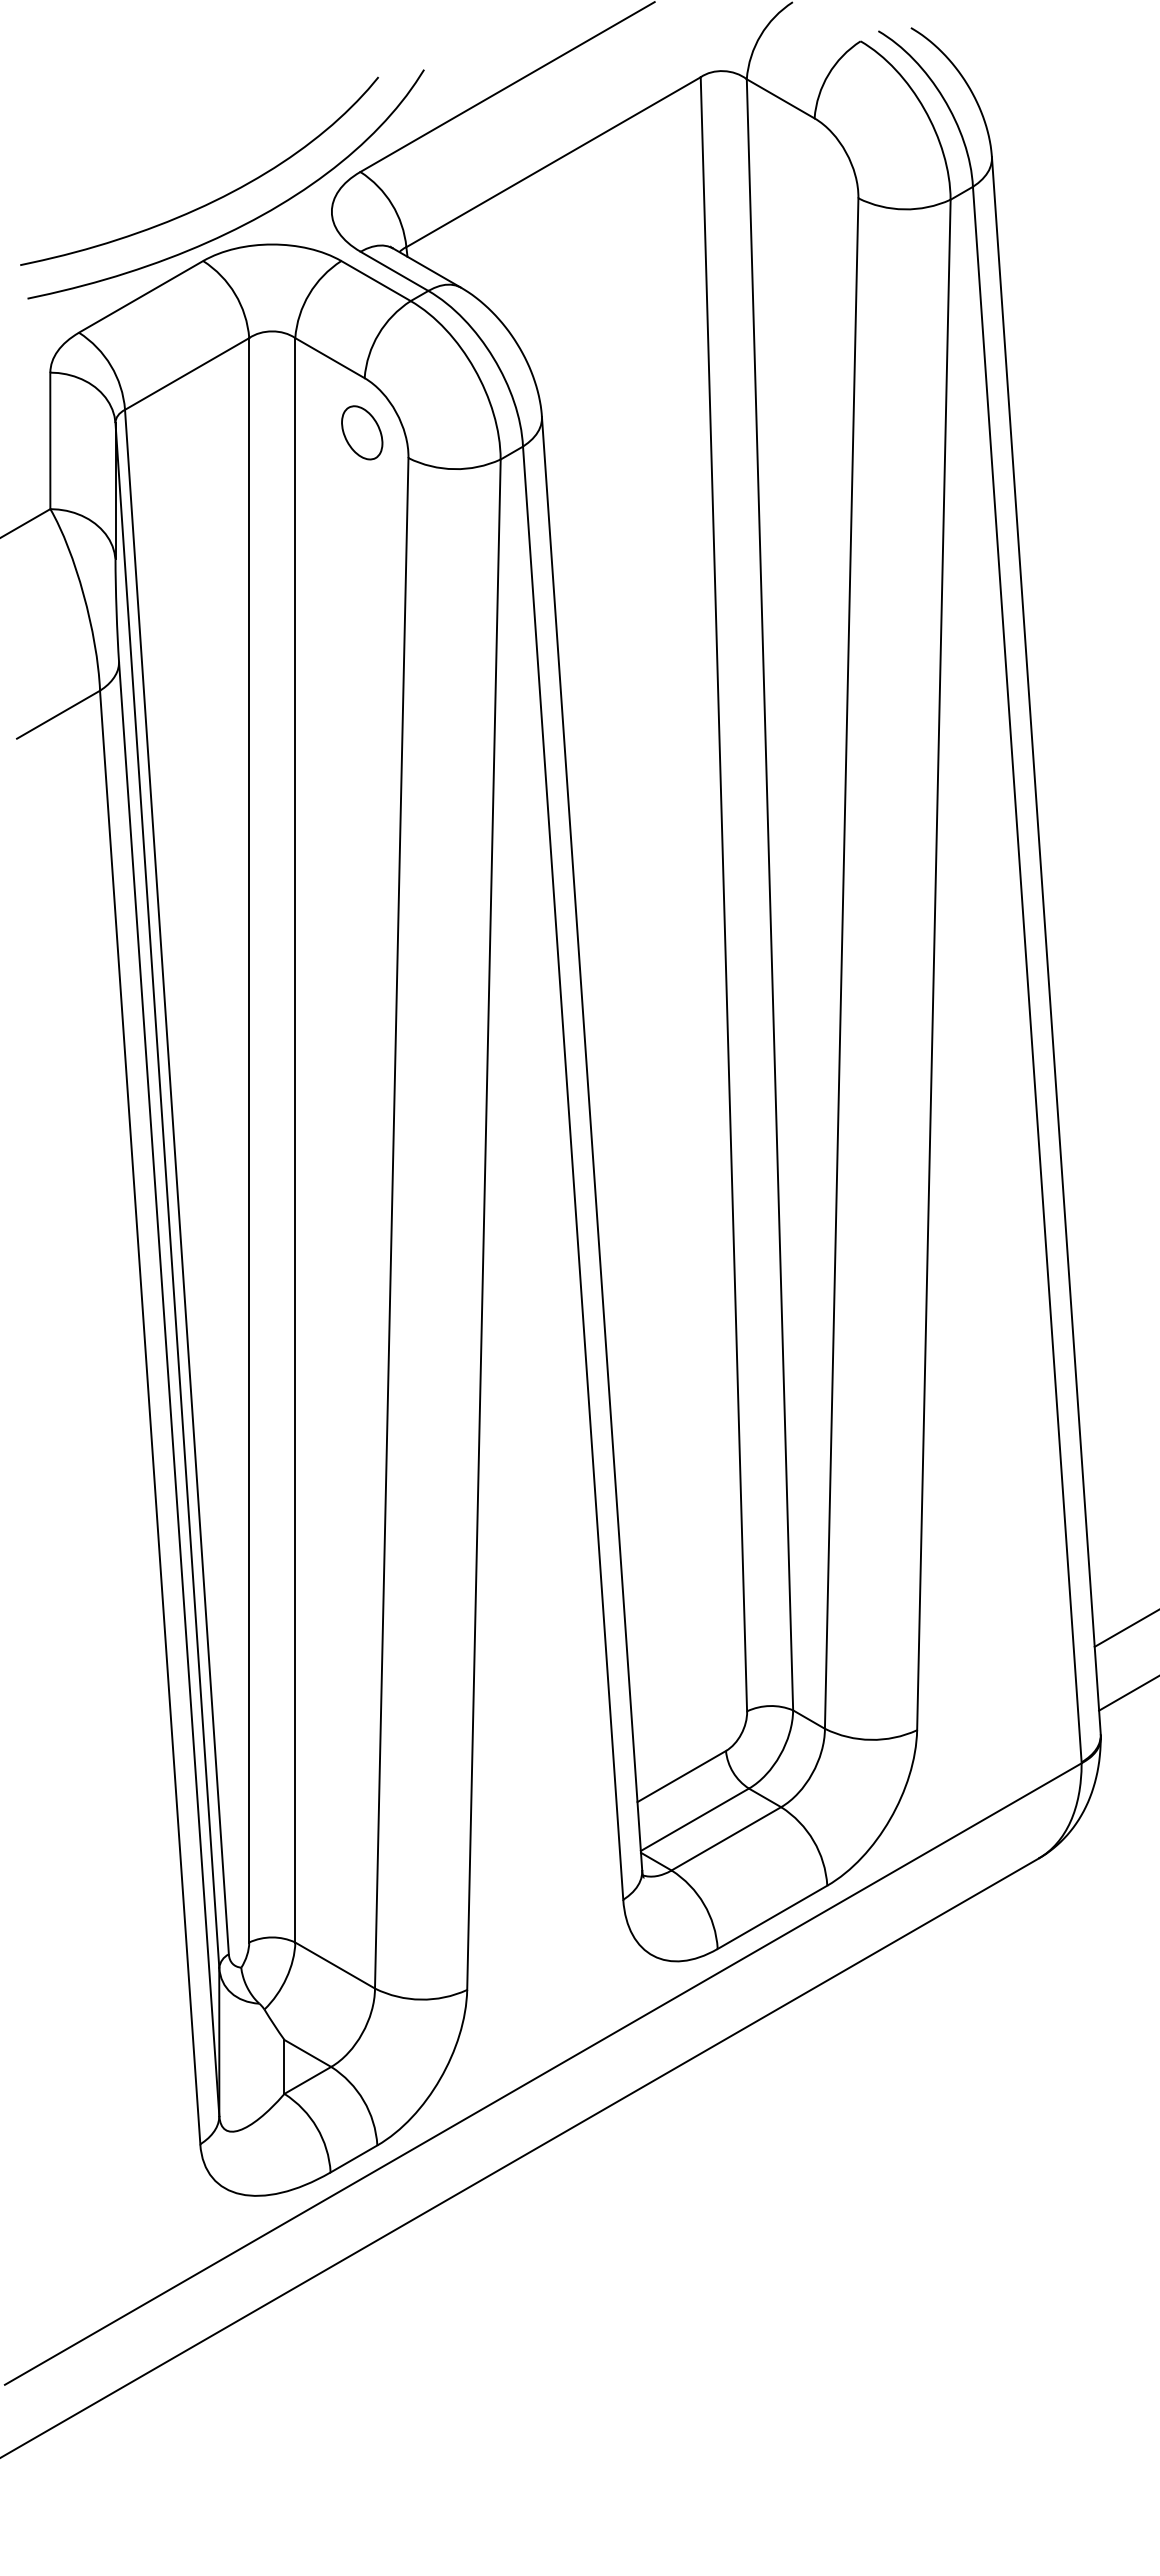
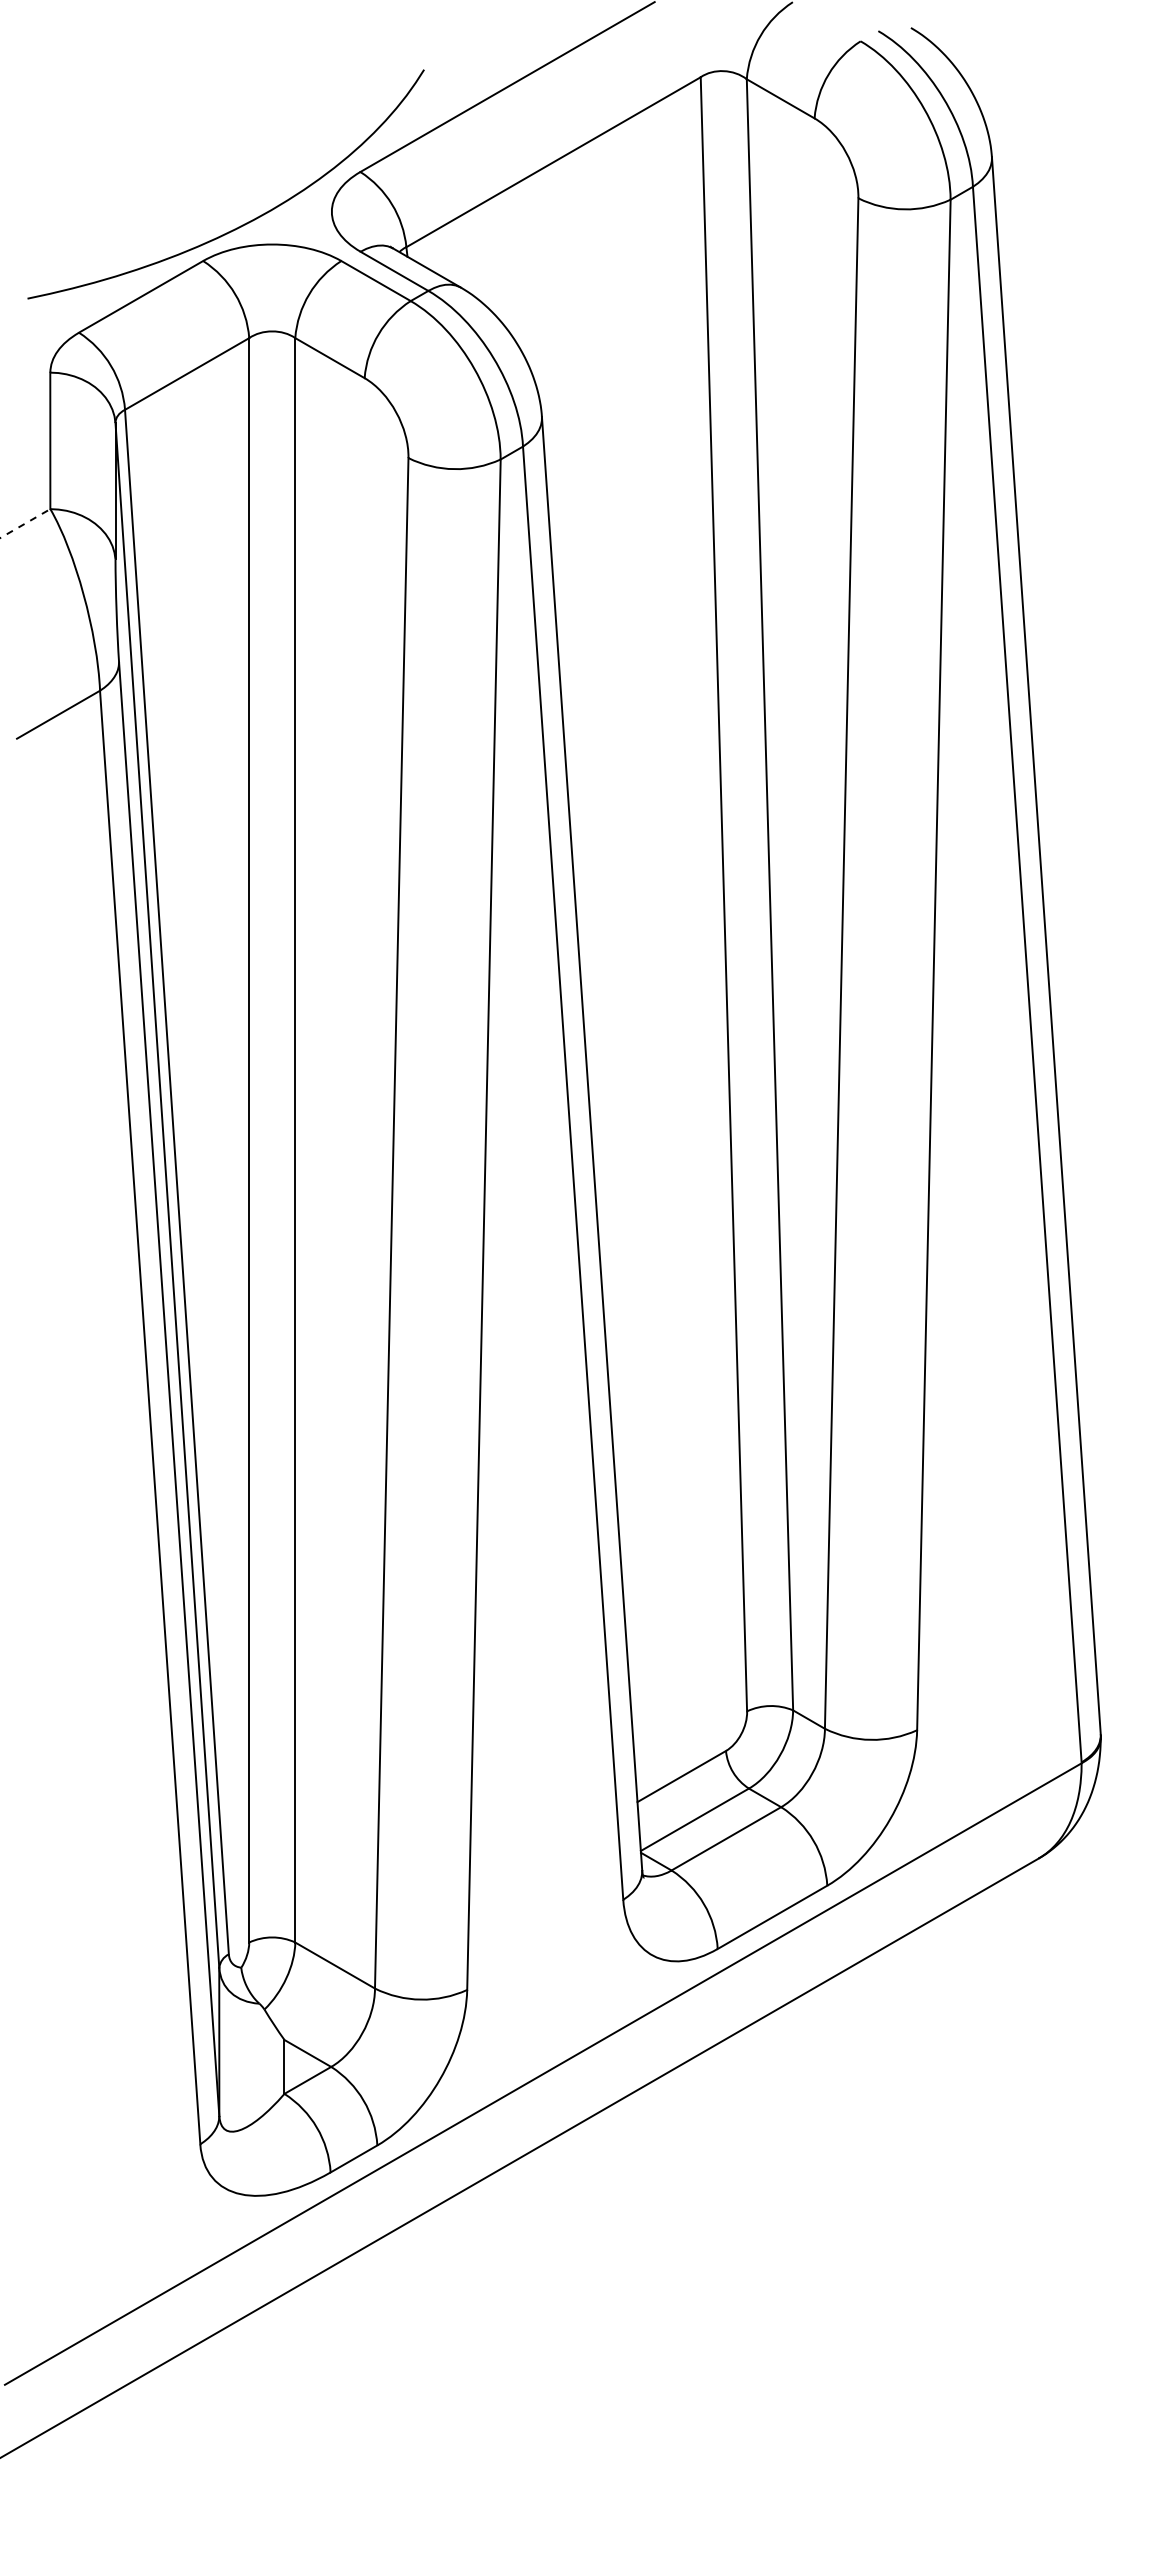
curve: present -> none (213, 200)
part: present -> none (362, 432)
line: solid -> dashed (25, 523)
line: present -> none (1125, 1628)
line: present -> none (1127, 1693)
